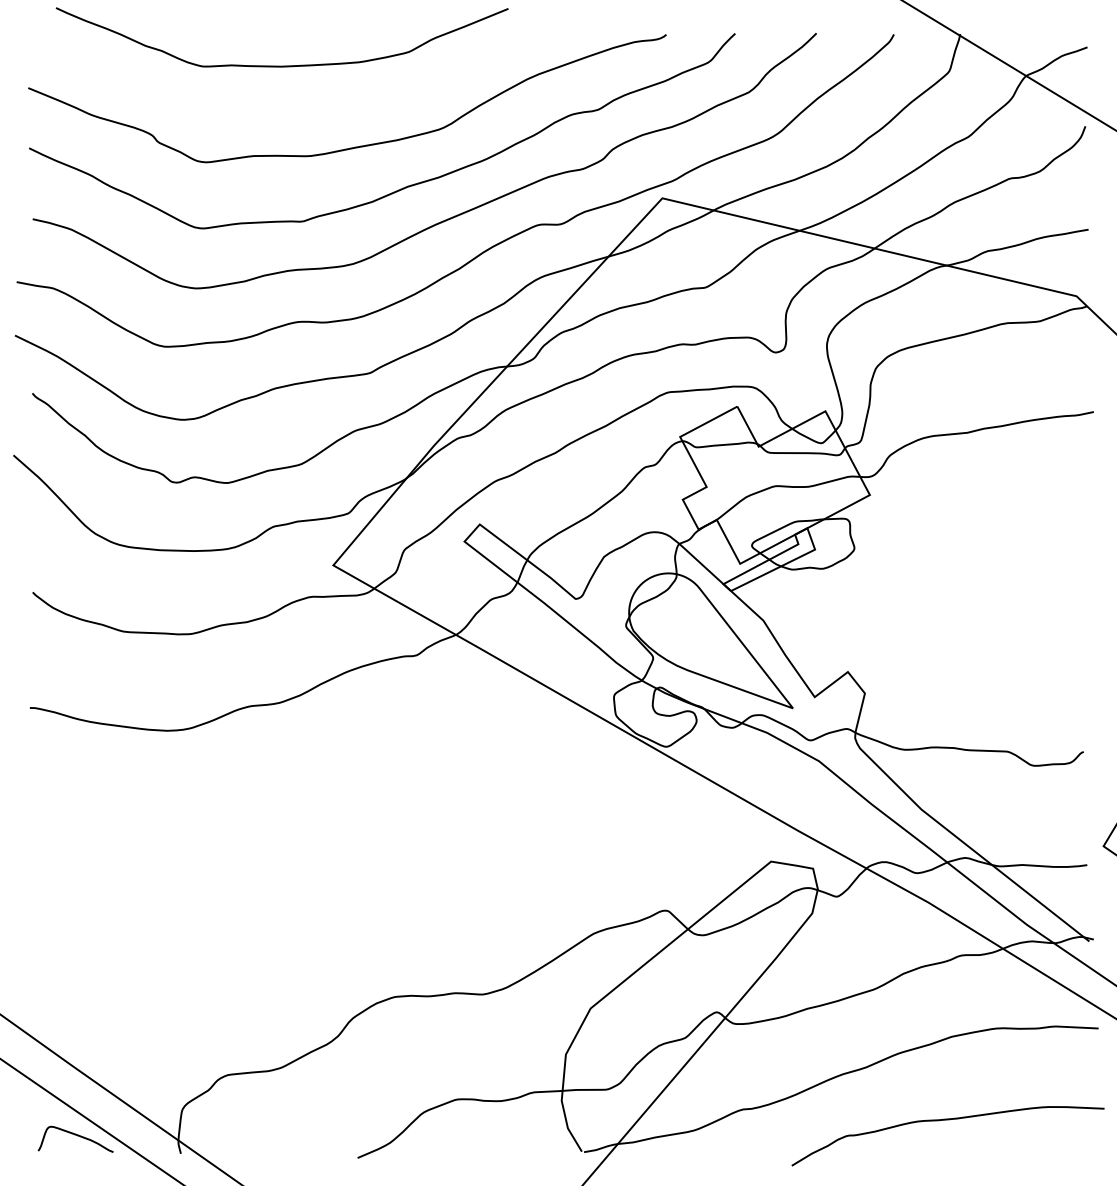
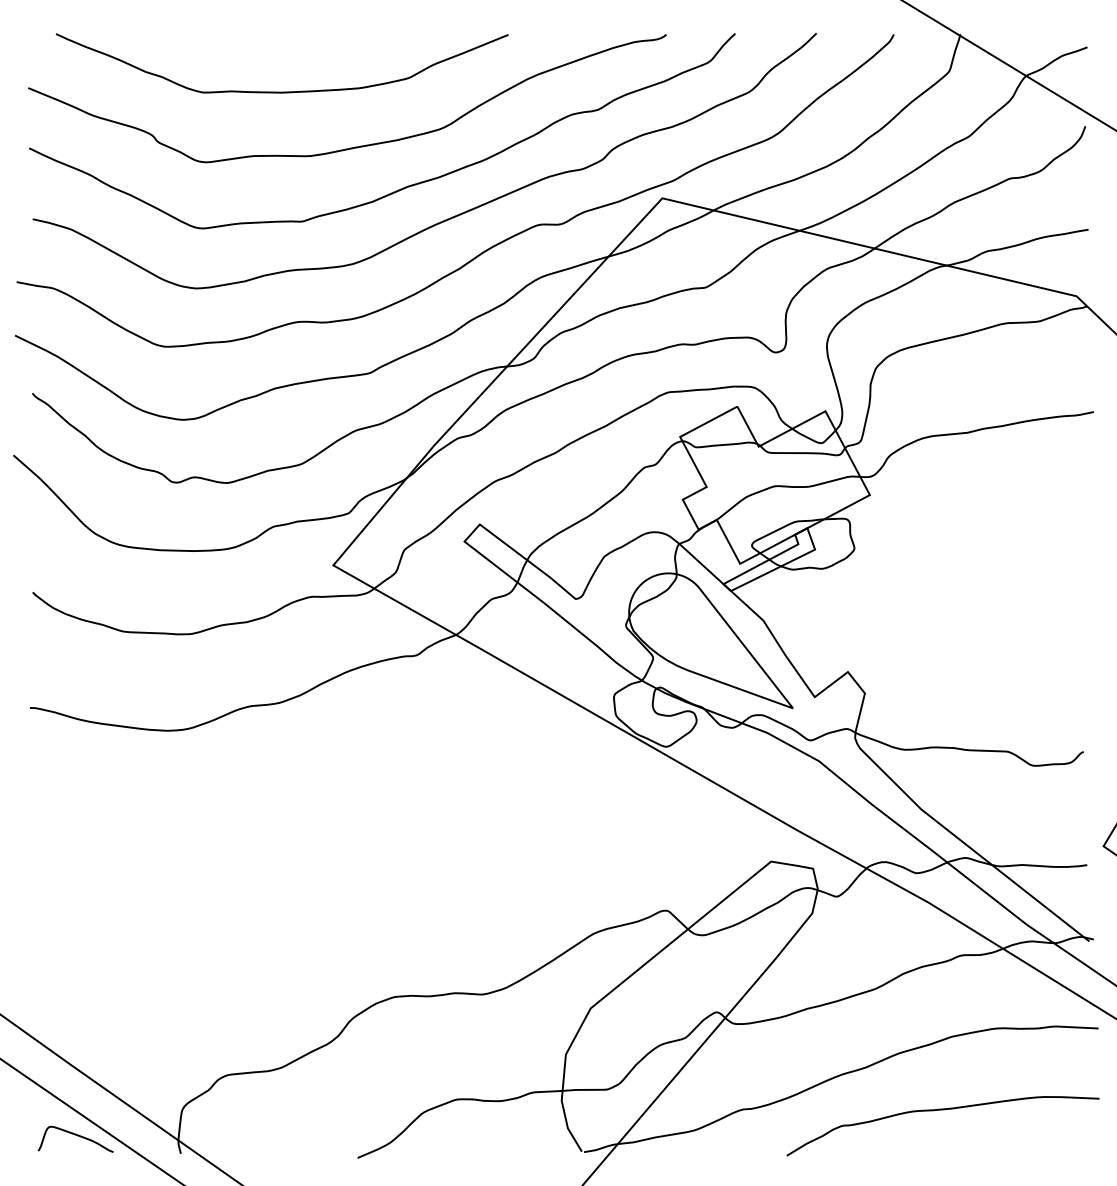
curve position: (281, 65) -> (281, 91) (281, 91)
curve position: (947, 1120) -> (942, 1110) (942, 1110)
